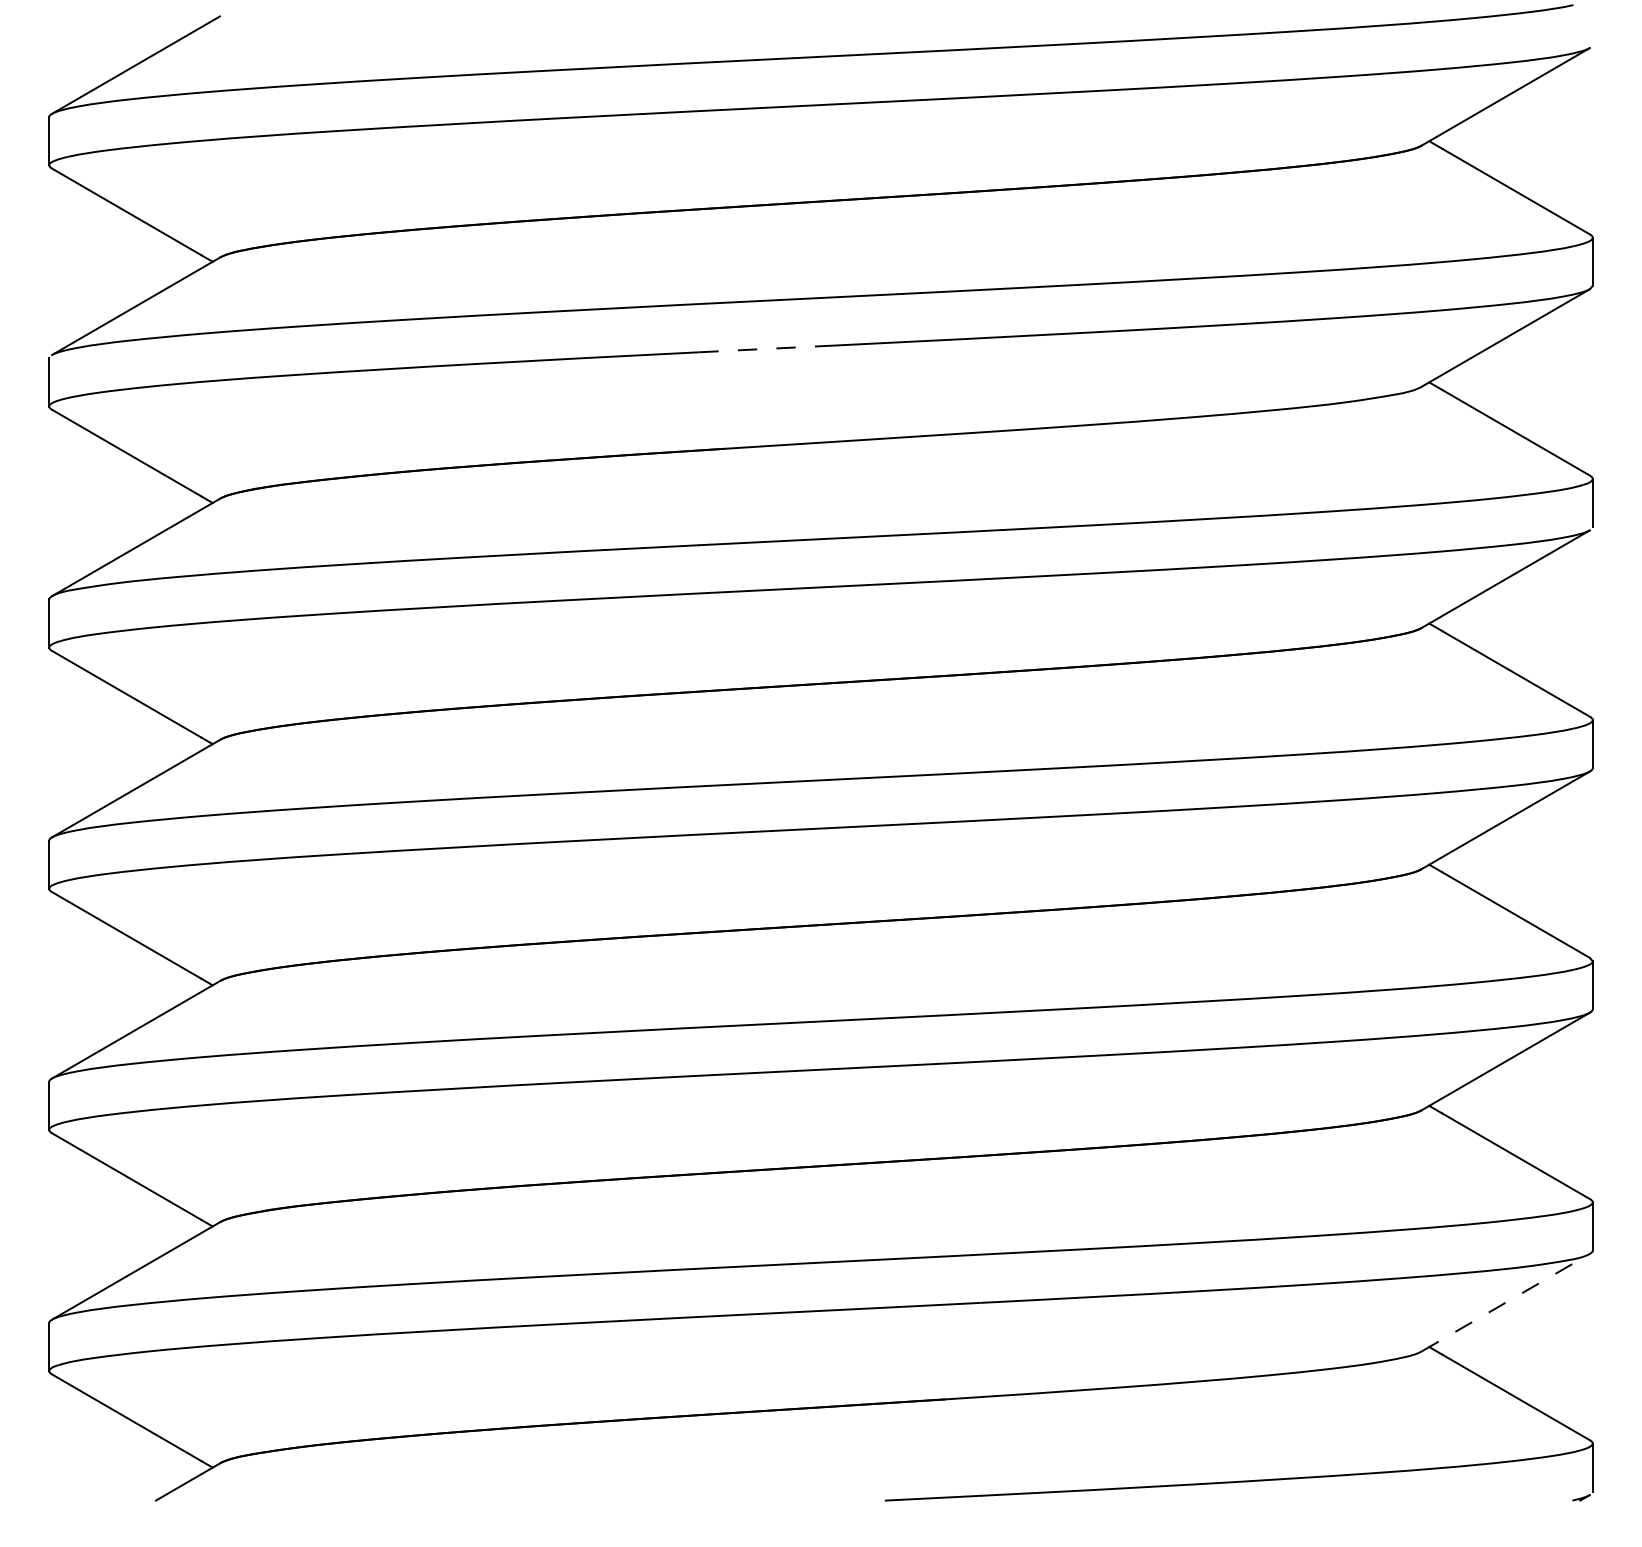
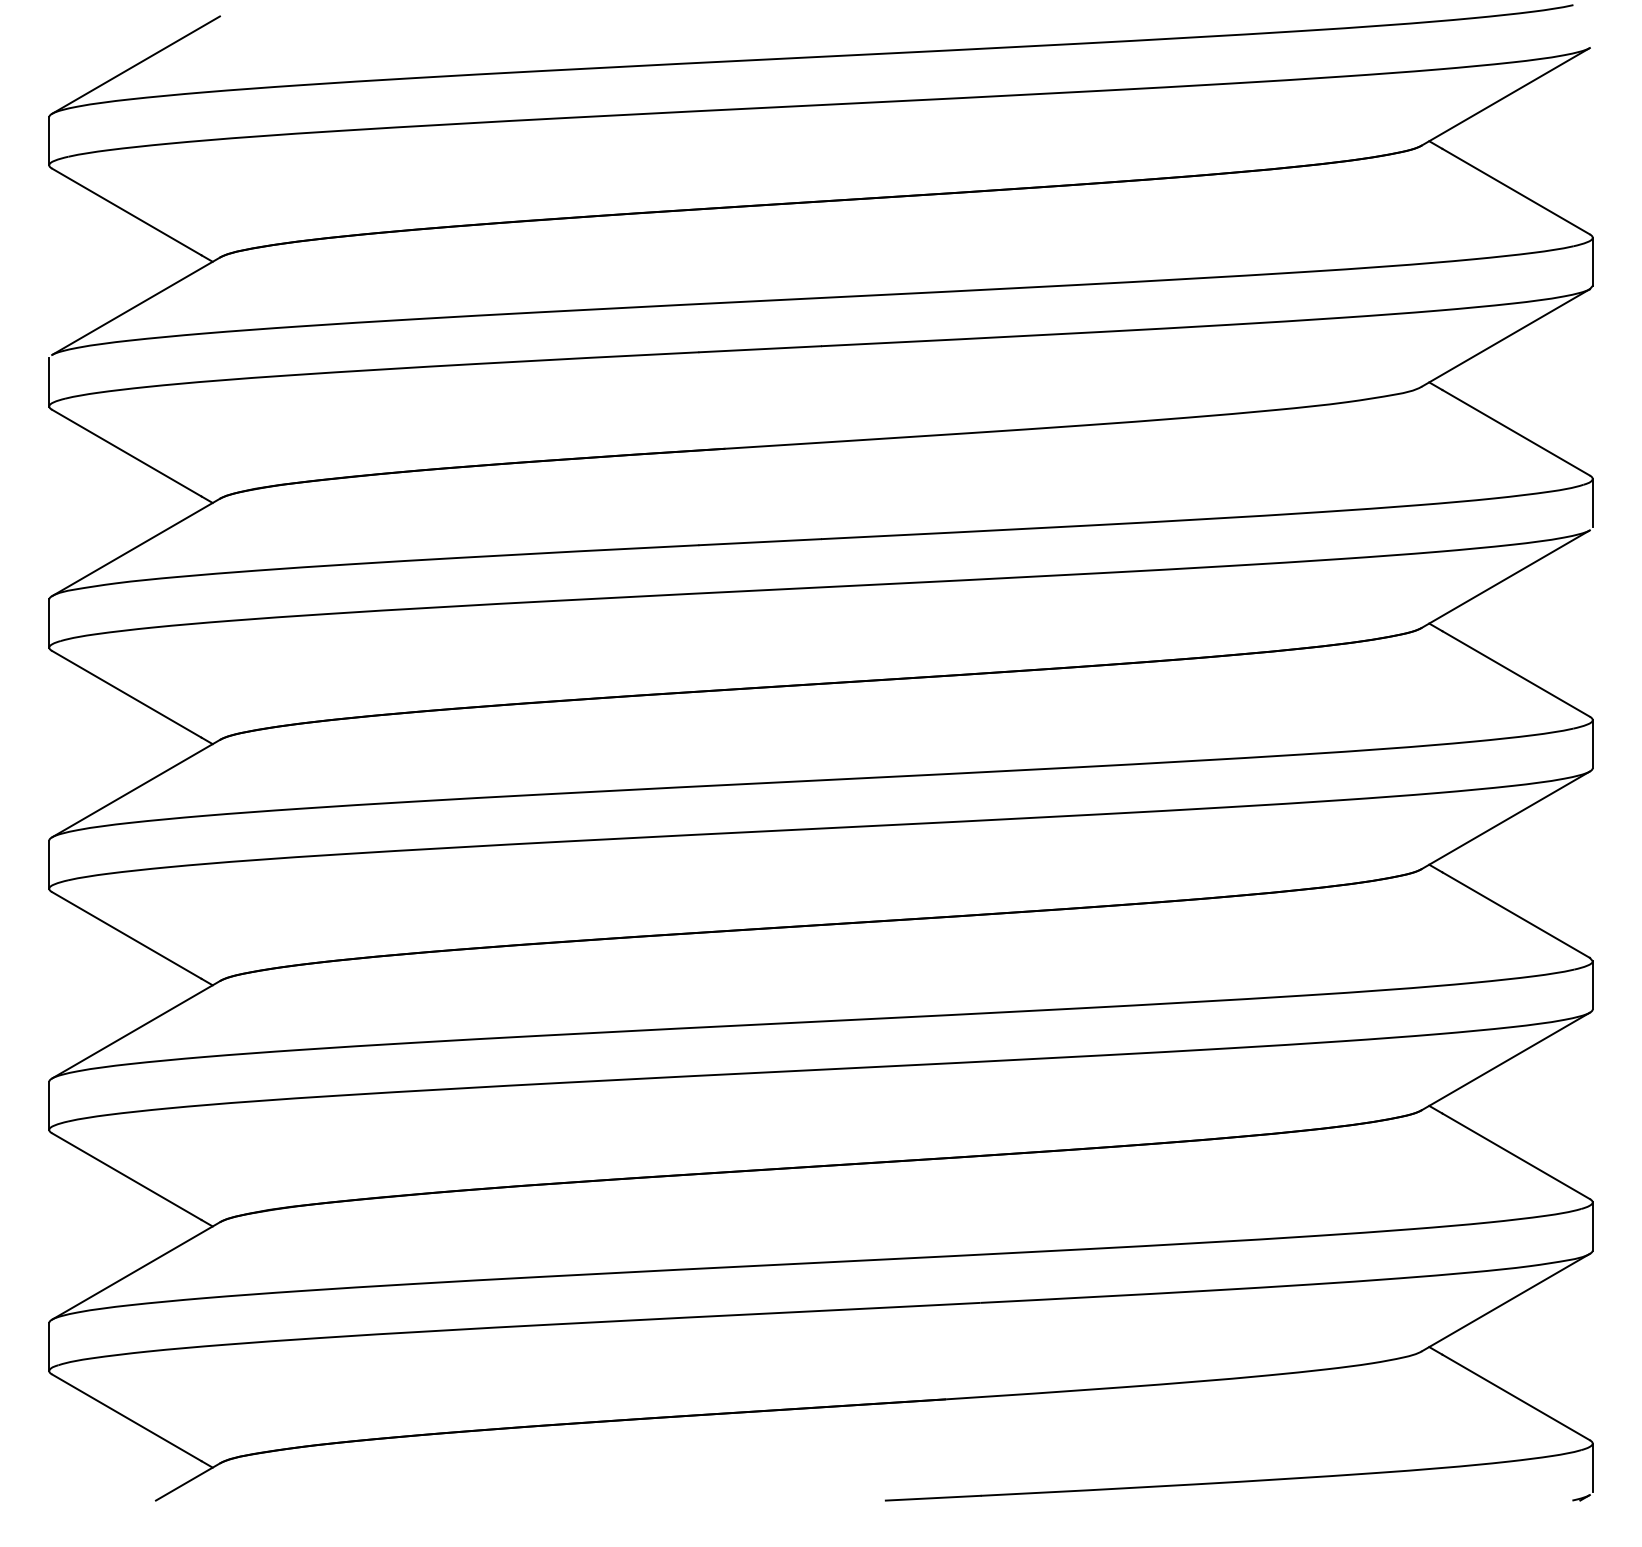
line: dashed -> solid (760, 349)
line: dashed -> solid (1506, 1302)
